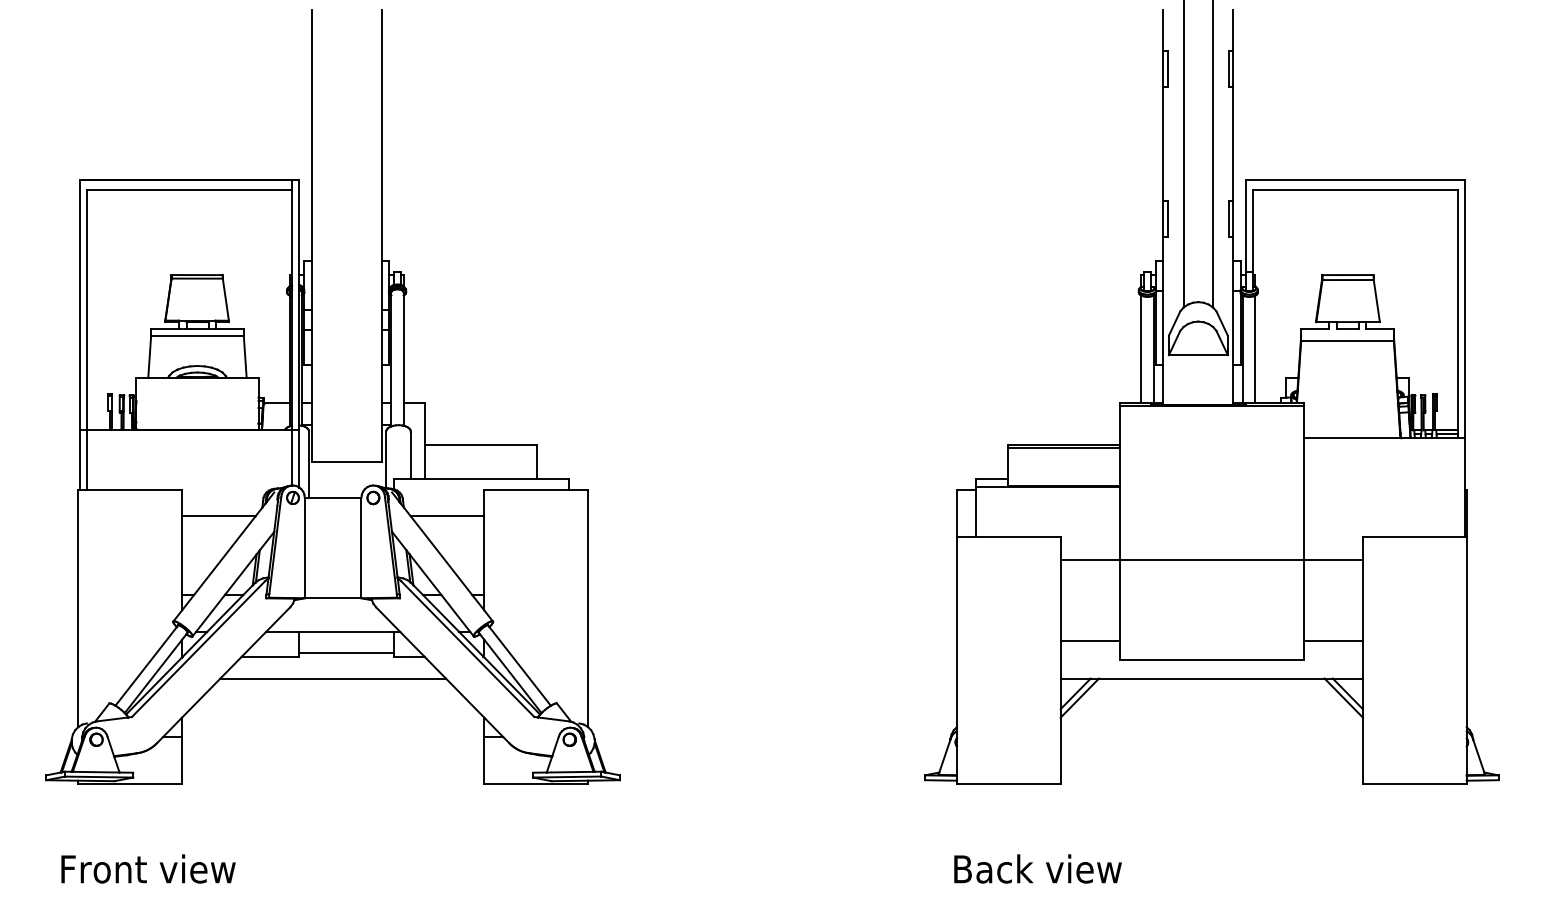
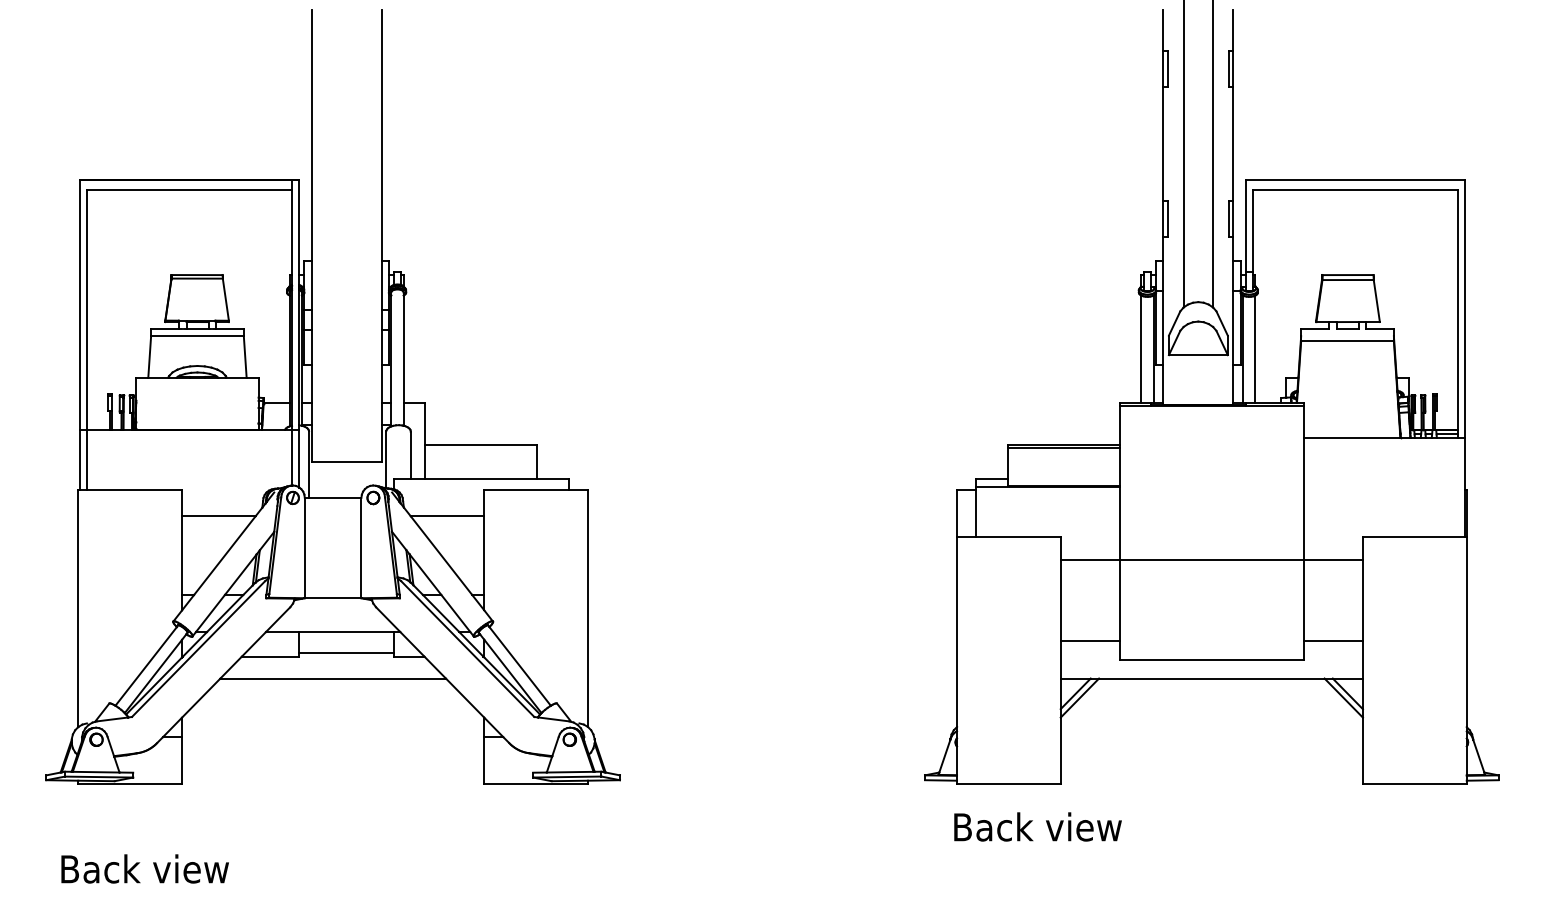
text: Front view -> Back view (149, 868)
text position: (1037, 868) -> (1037, 826) (1037, 826)
